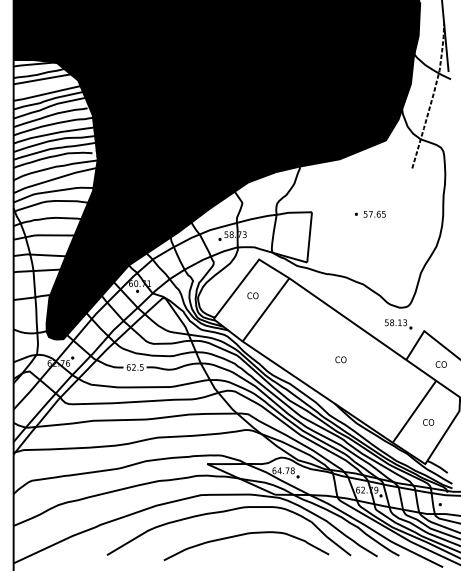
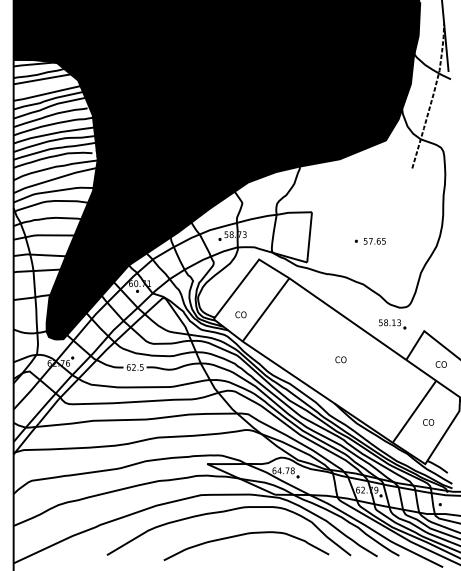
part position: (369, 214) -> (369, 241) (369, 241)
text position: (252, 295) -> (240, 314) (240, 314)
part position: (398, 324) -> (392, 324) (392, 324)
